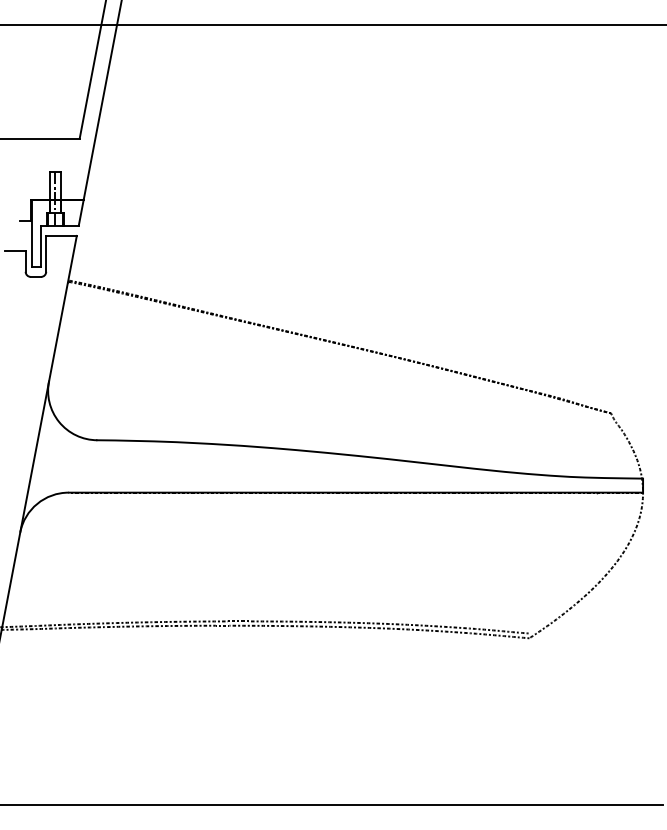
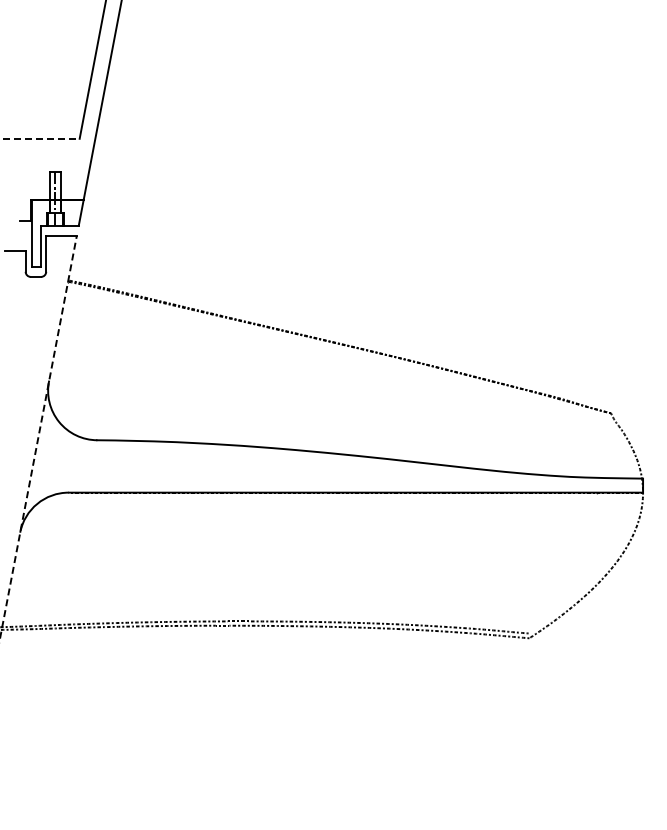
line: present -> none (332, 24)
line: solid -> dashed (40, 138)
line: solid -> dashed (38, 437)
line: present -> none (332, 805)
